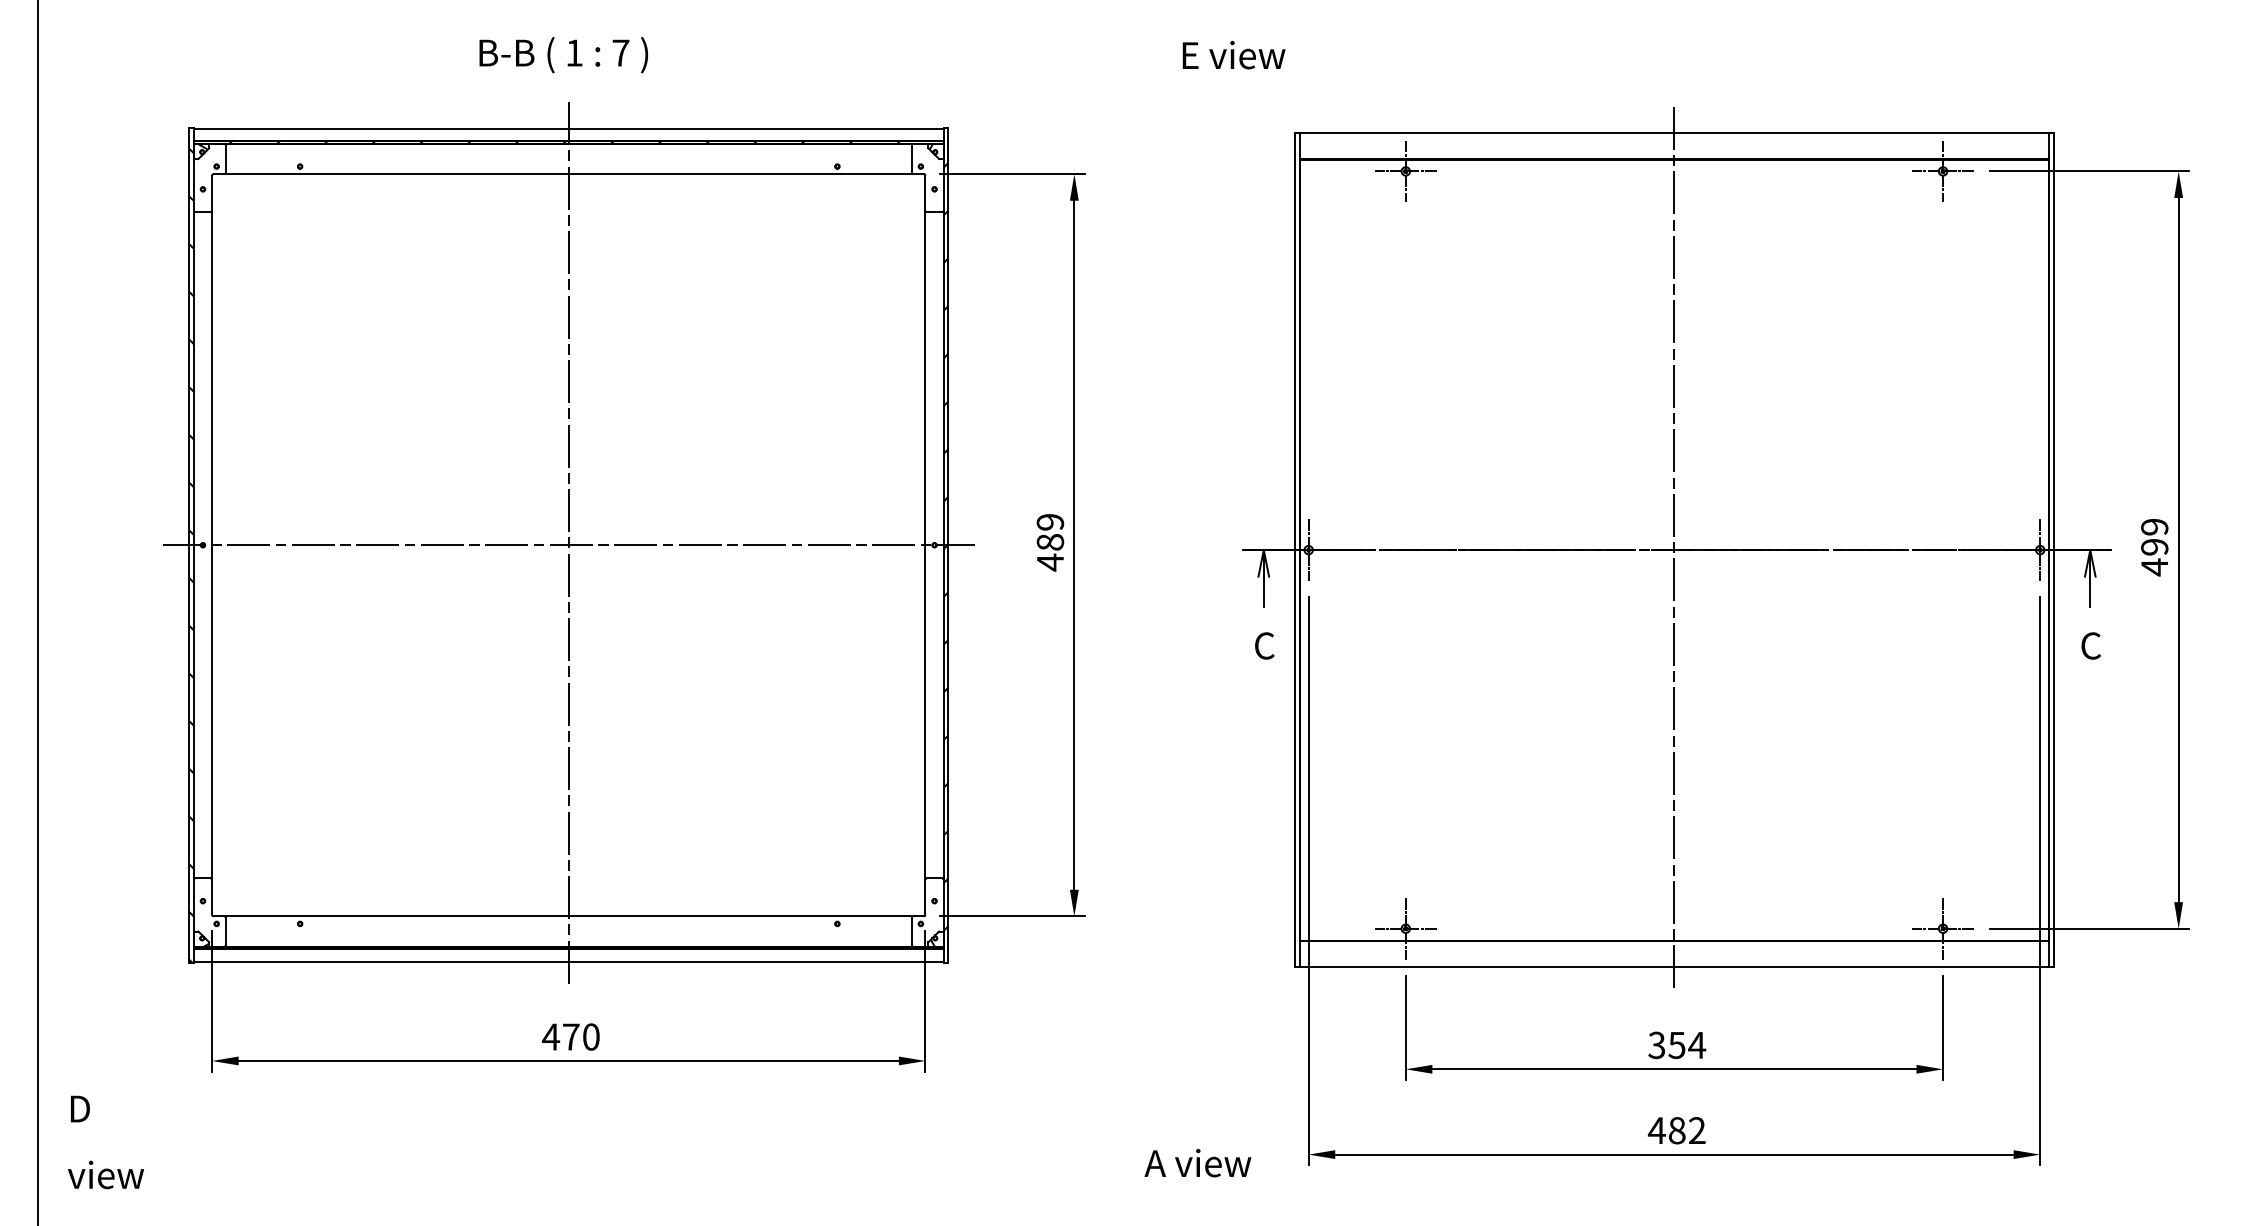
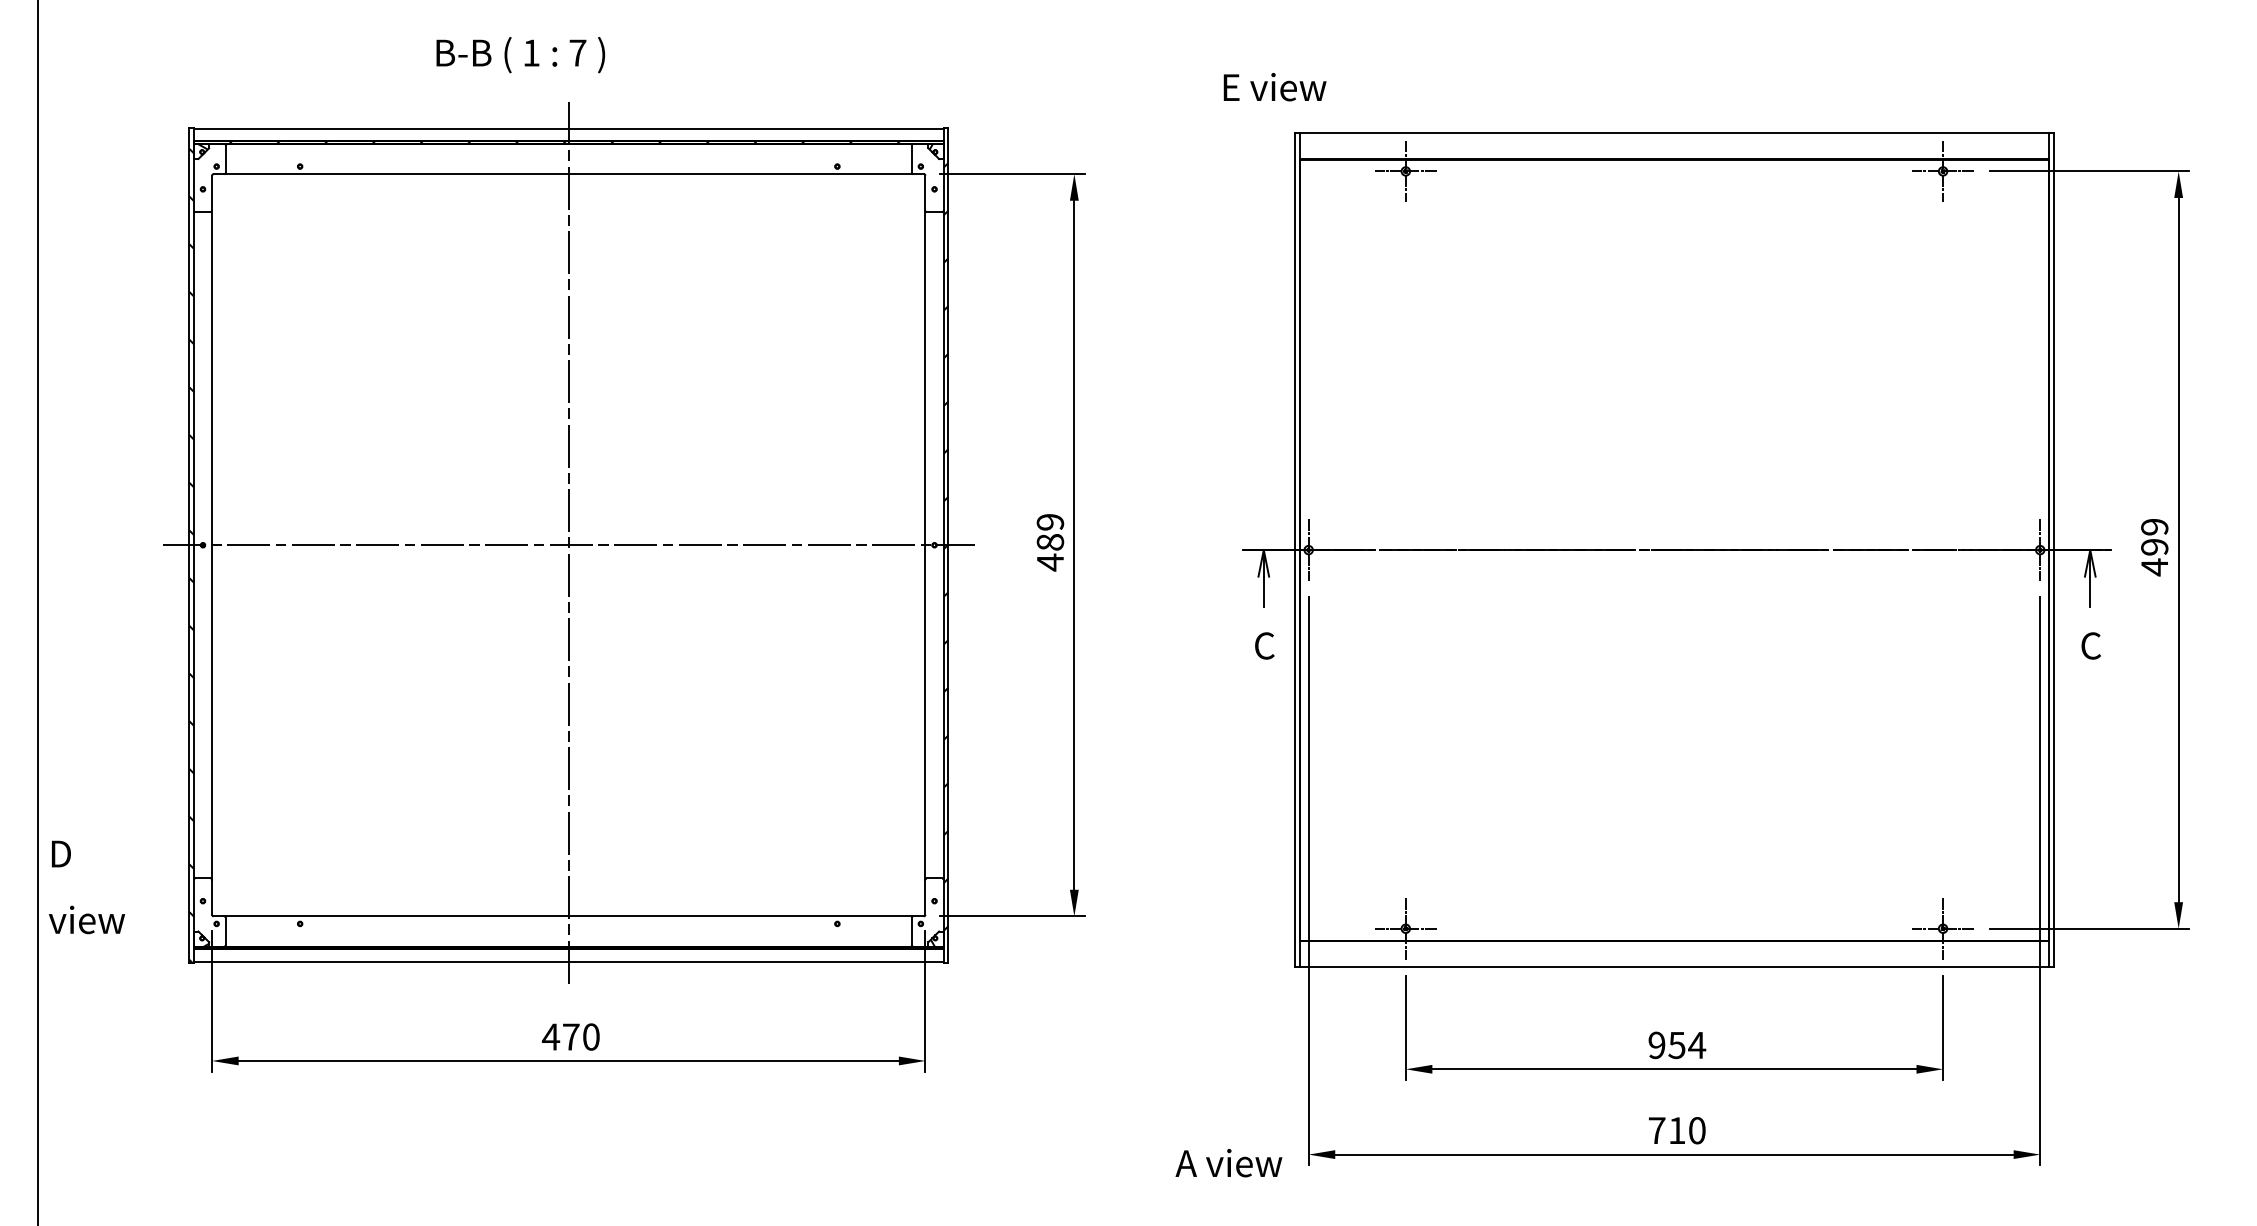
text position: (563, 55) -> (520, 55) (520, 55)
text position: (1233, 55) -> (1274, 87) (1274, 87)
line: present -> none (1674, 549)
text: 354 -> 954 (1656, 1045)
text: 482 -> 710 (1676, 1130)
text position: (106, 1142) -> (87, 887) (87, 887)
text position: (1197, 1163) -> (1228, 1163) (1228, 1163)
